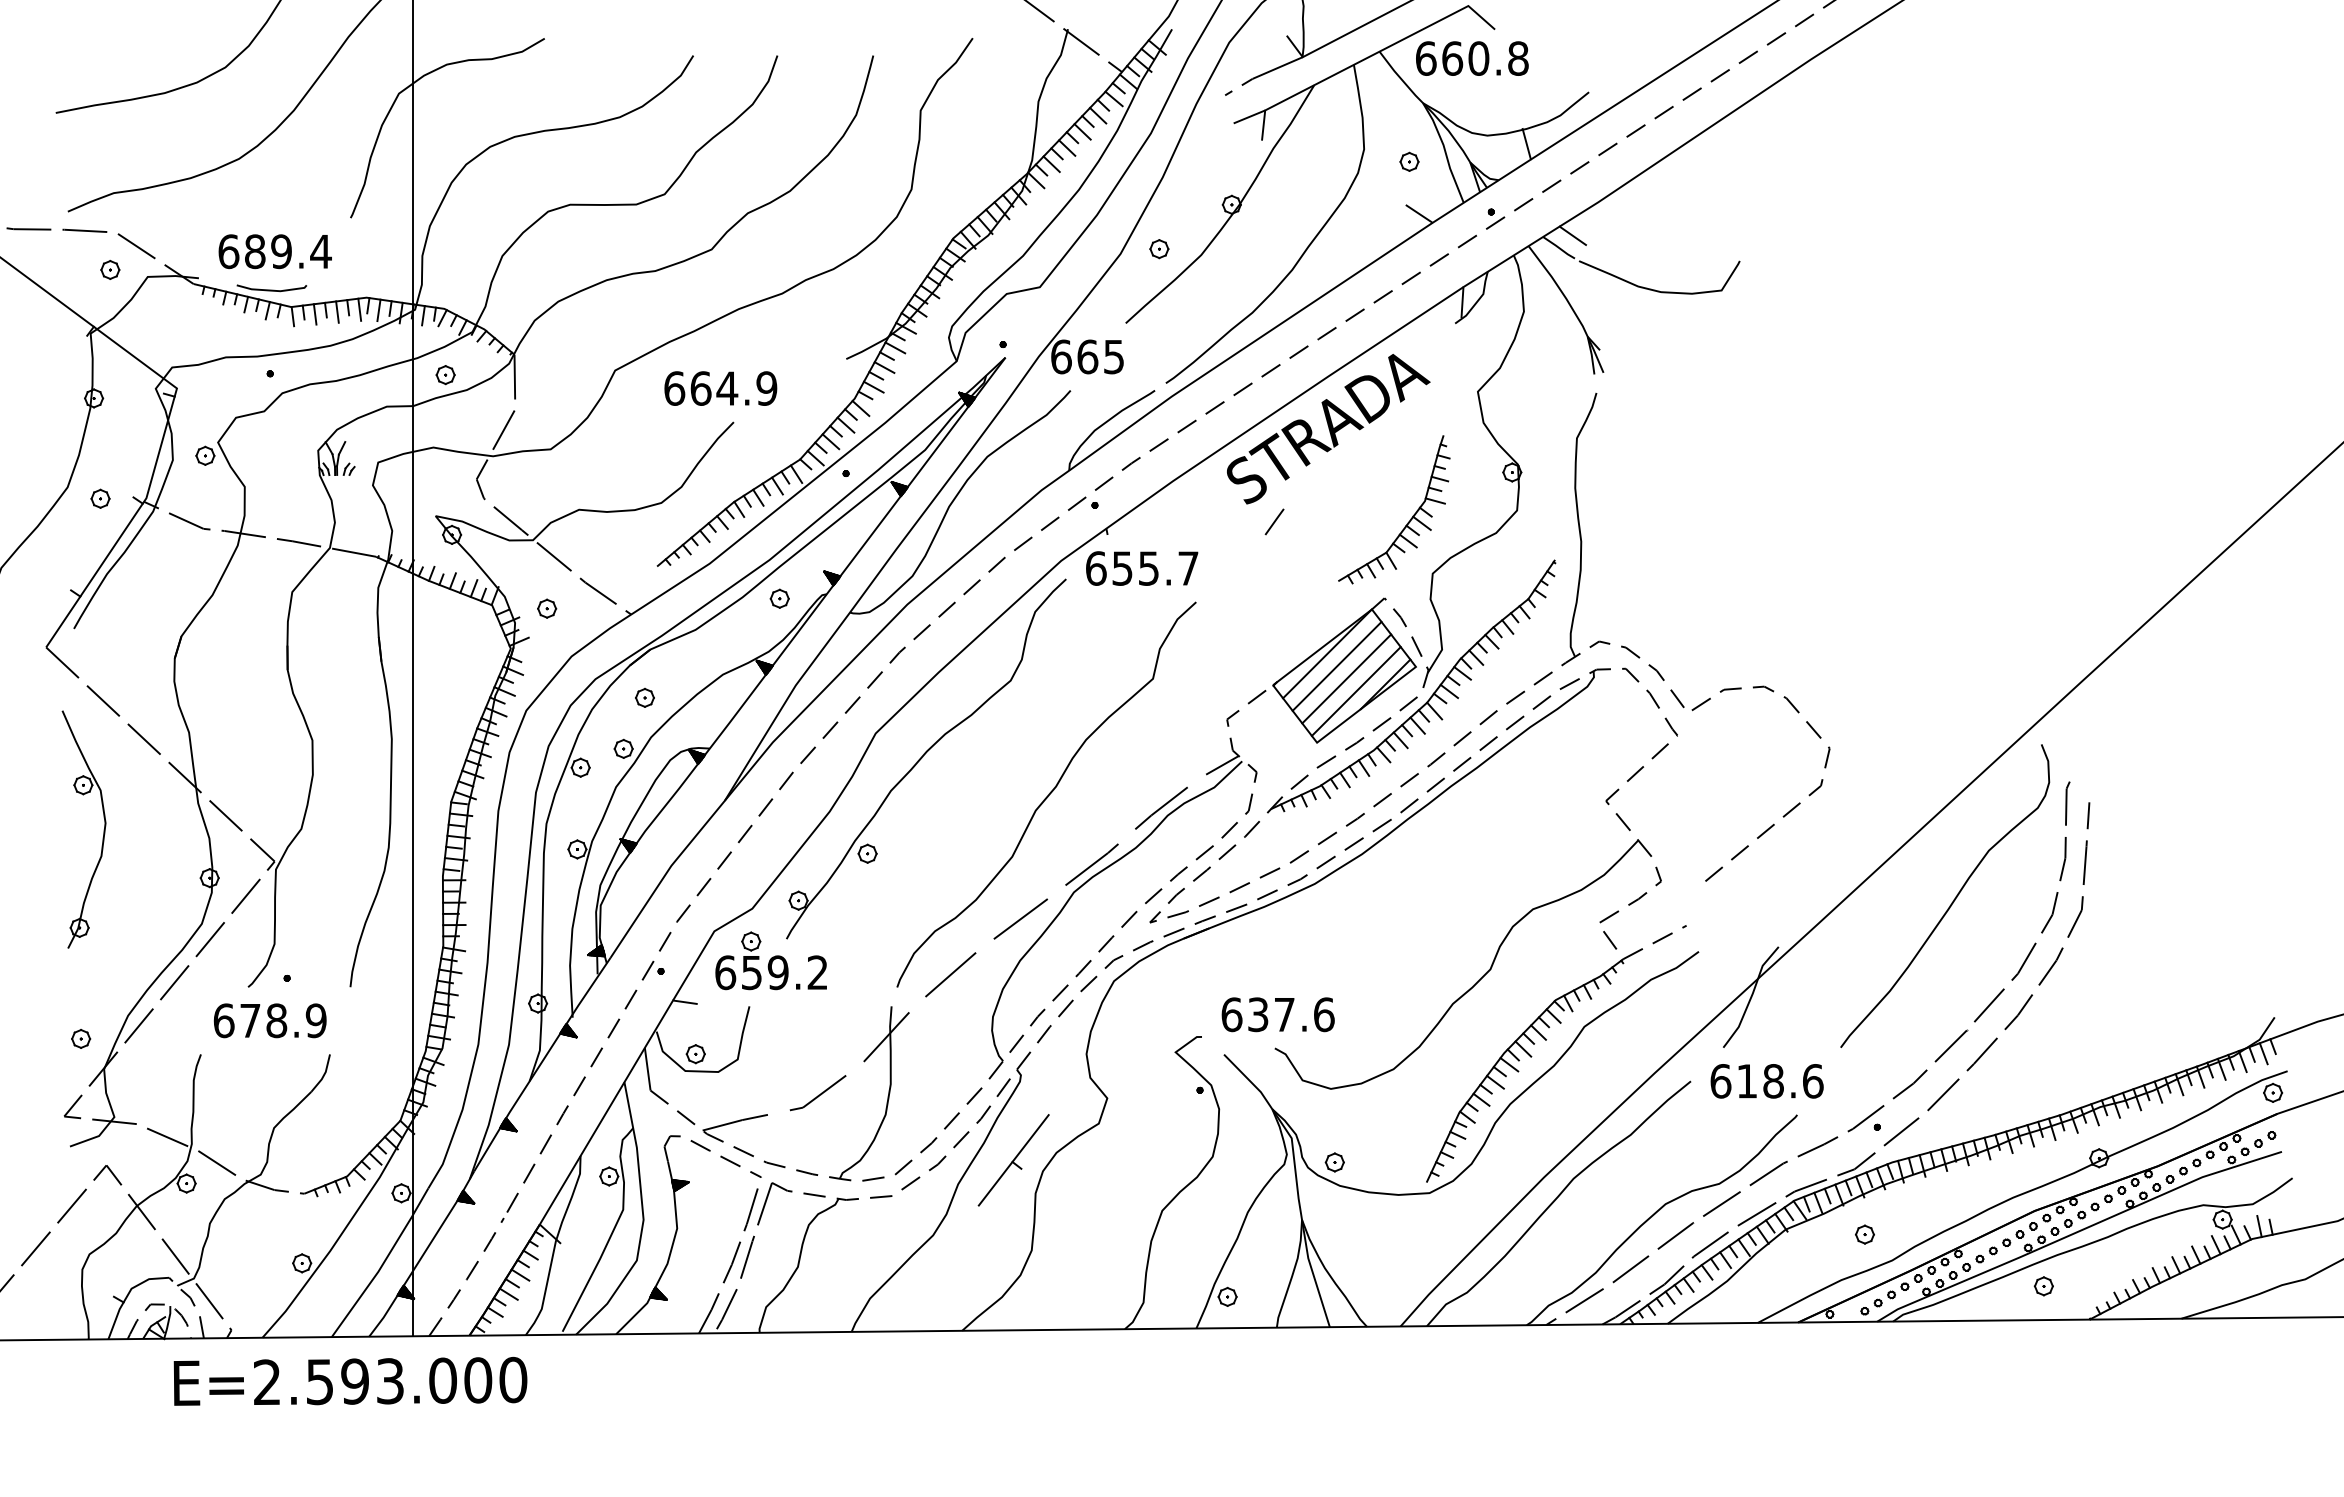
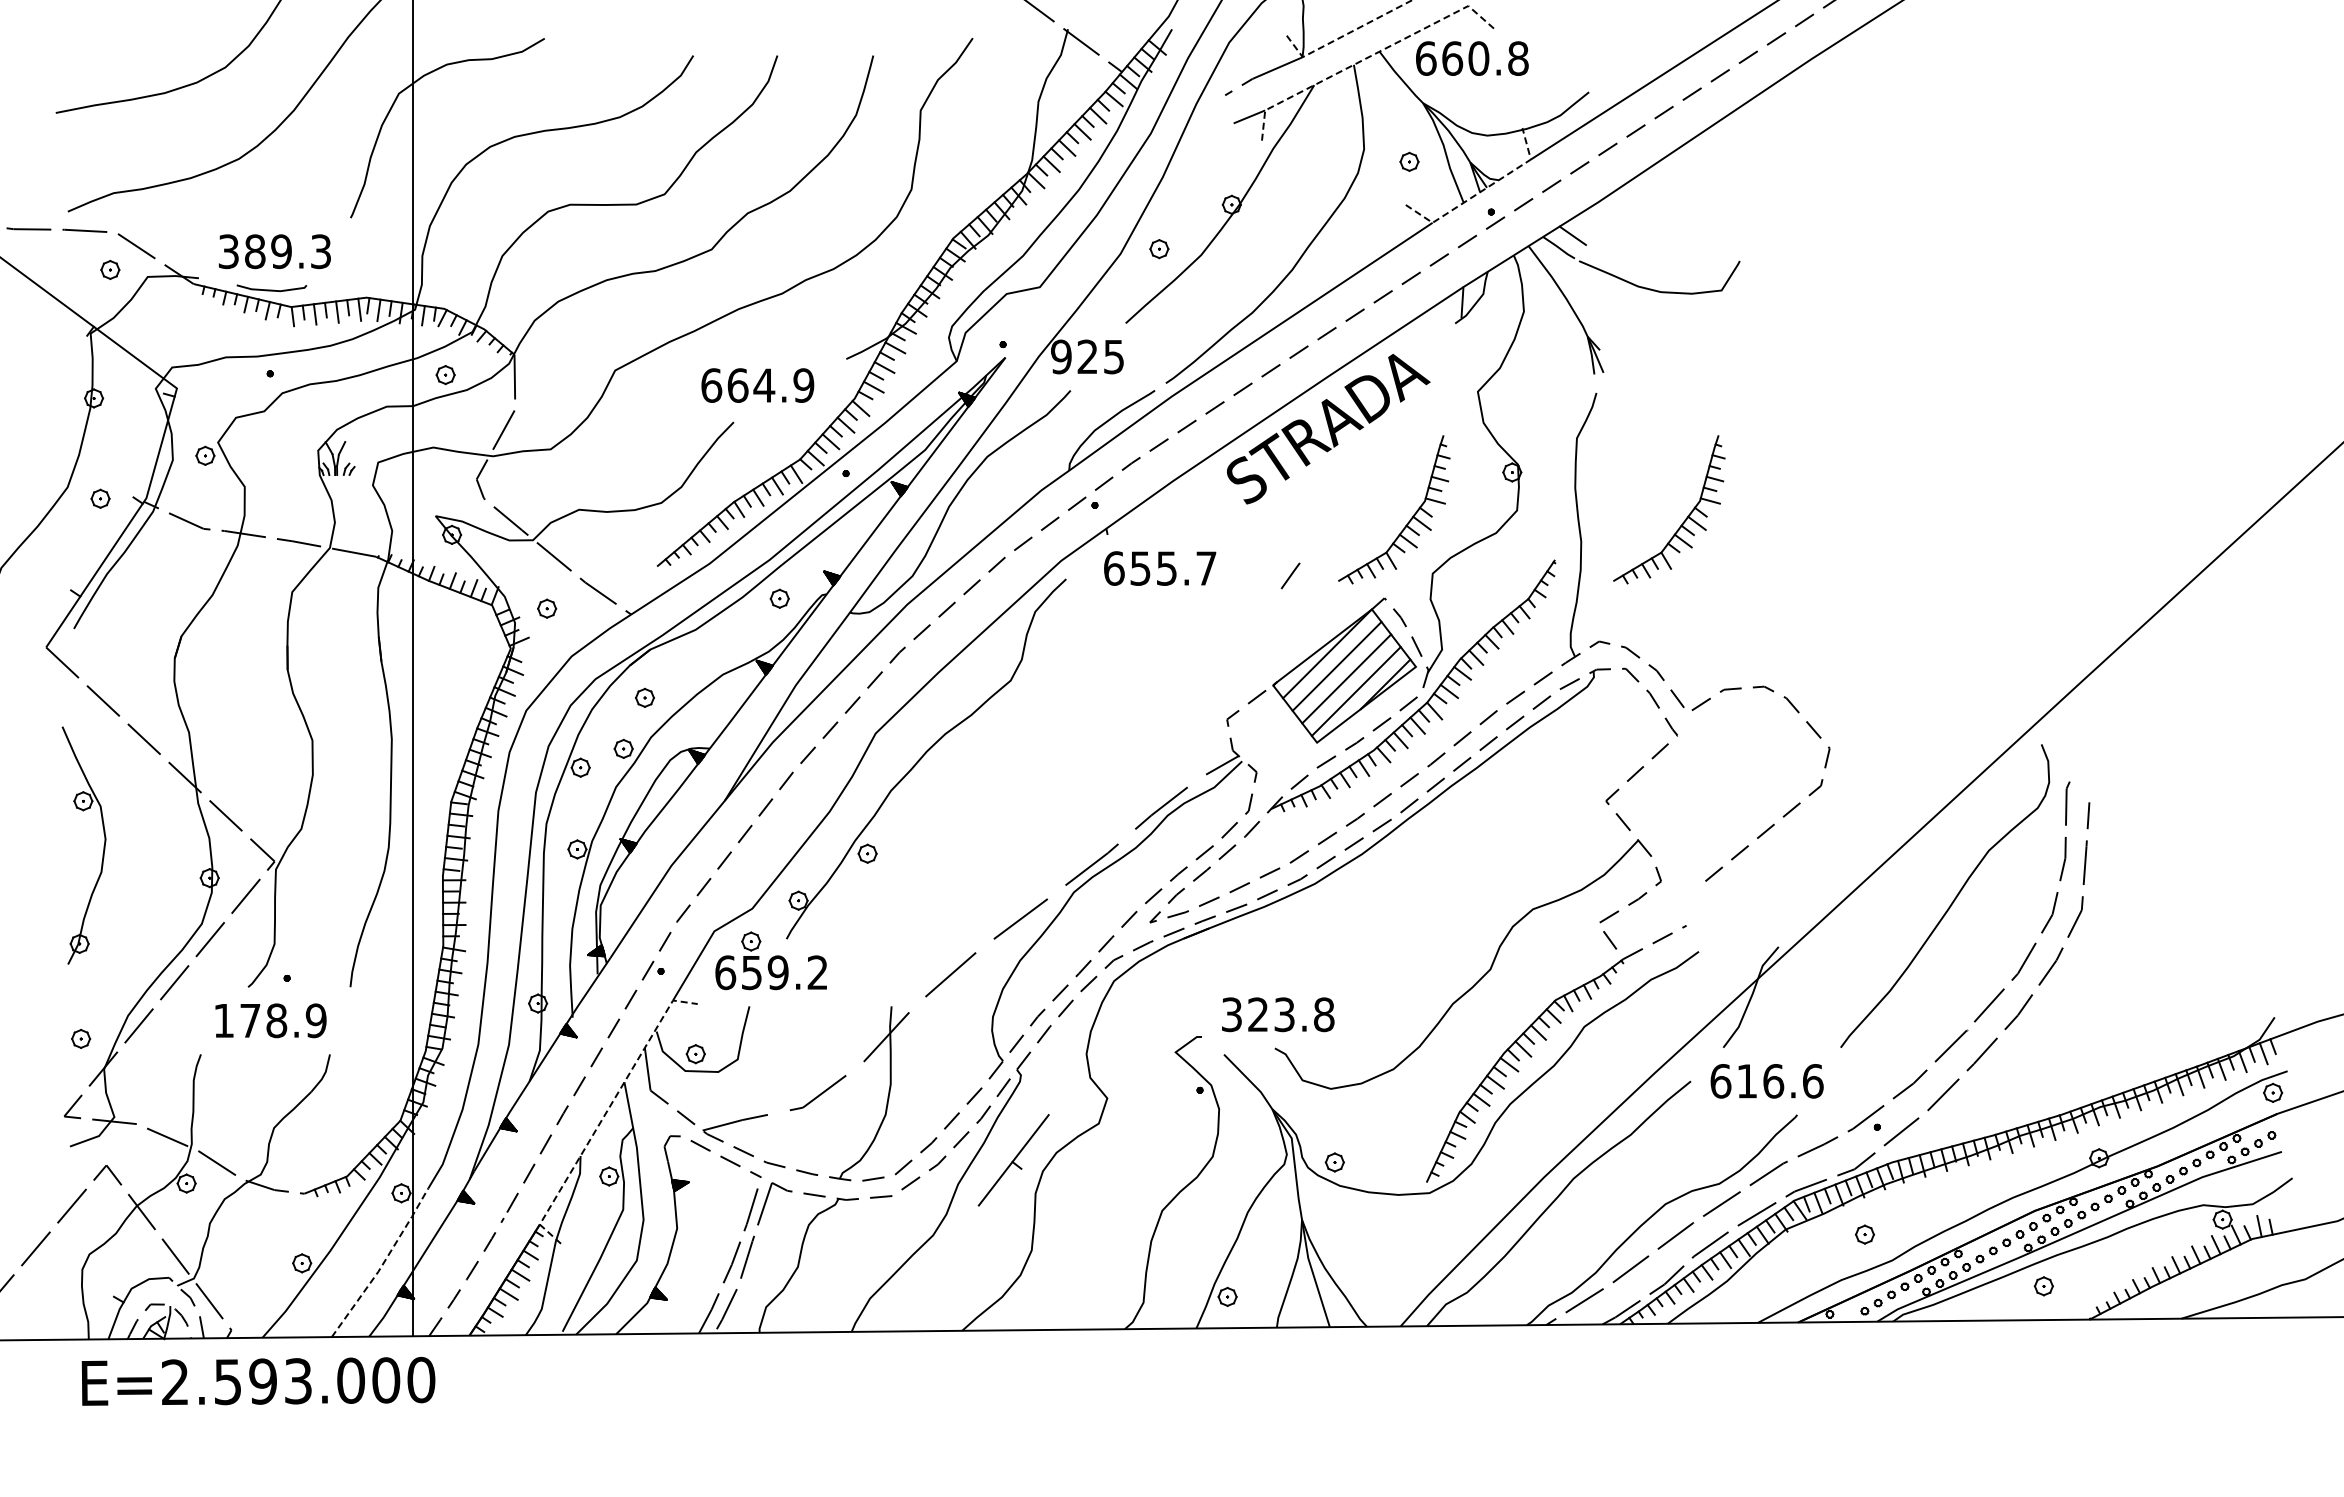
line: solid -> dashed (1345, 35)
line: solid -> dashed (1369, 57)
line: solid -> dashed (1482, 190)
text: 689.4 -> 389.3 (274, 251)
text: 665 -> 925 (1074, 356)
text position: (720, 388) -> (757, 385) (757, 385)
part: none -> present (1685, 518)
line position: (1274, 521) -> (1290, 575) (1290, 575)
text position: (1142, 568) -> (1160, 568) (1160, 568)
curve: present -> none (1047, 795)
part position: (103, 829) -> (103, 845) (103, 845)
text: 637.6 -> 323.8 (1277, 1014)
text: 678.9 -> 178.9 (223, 1020)
text: 618.6 -> 616.6 (1773, 1081)
line: solid -> dashed (605, 1113)
line: solid -> dashed (383, 1264)
text position: (350, 1380) -> (258, 1380) (258, 1380)
